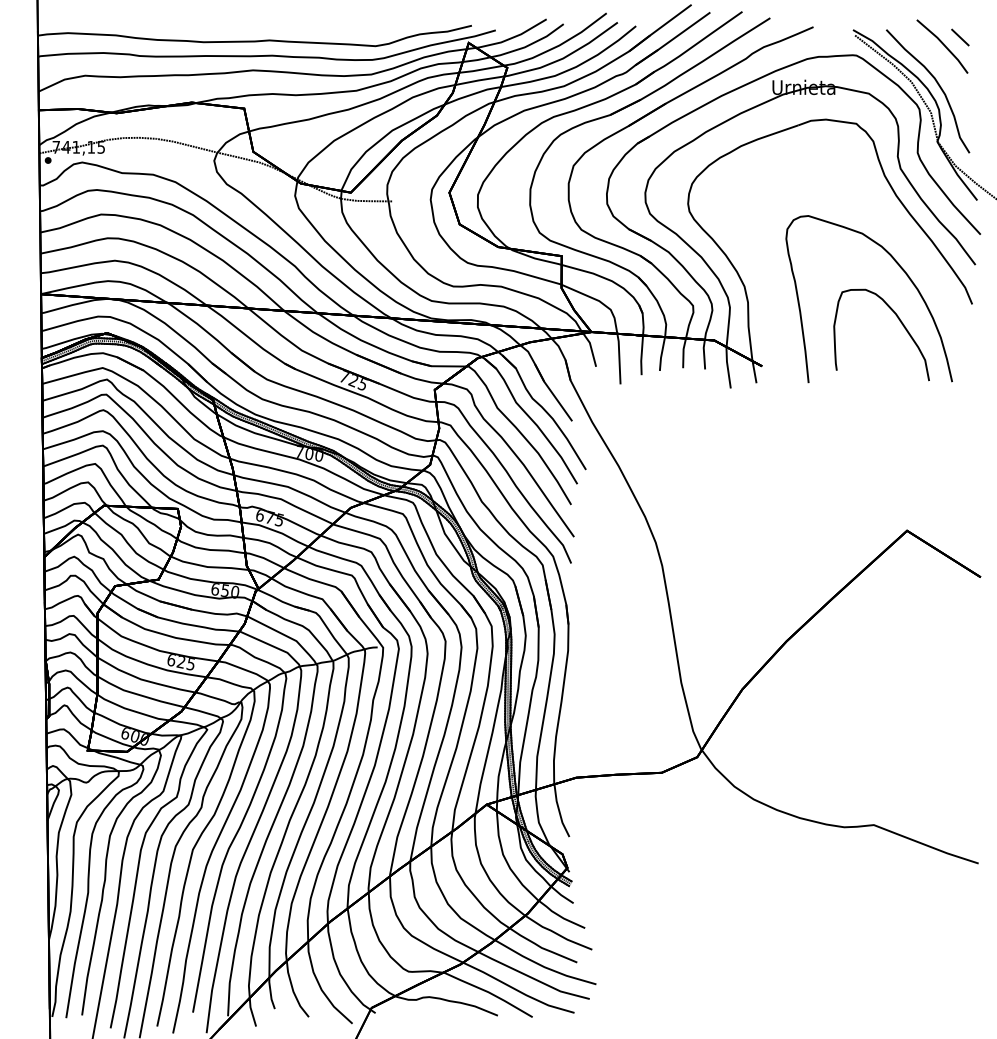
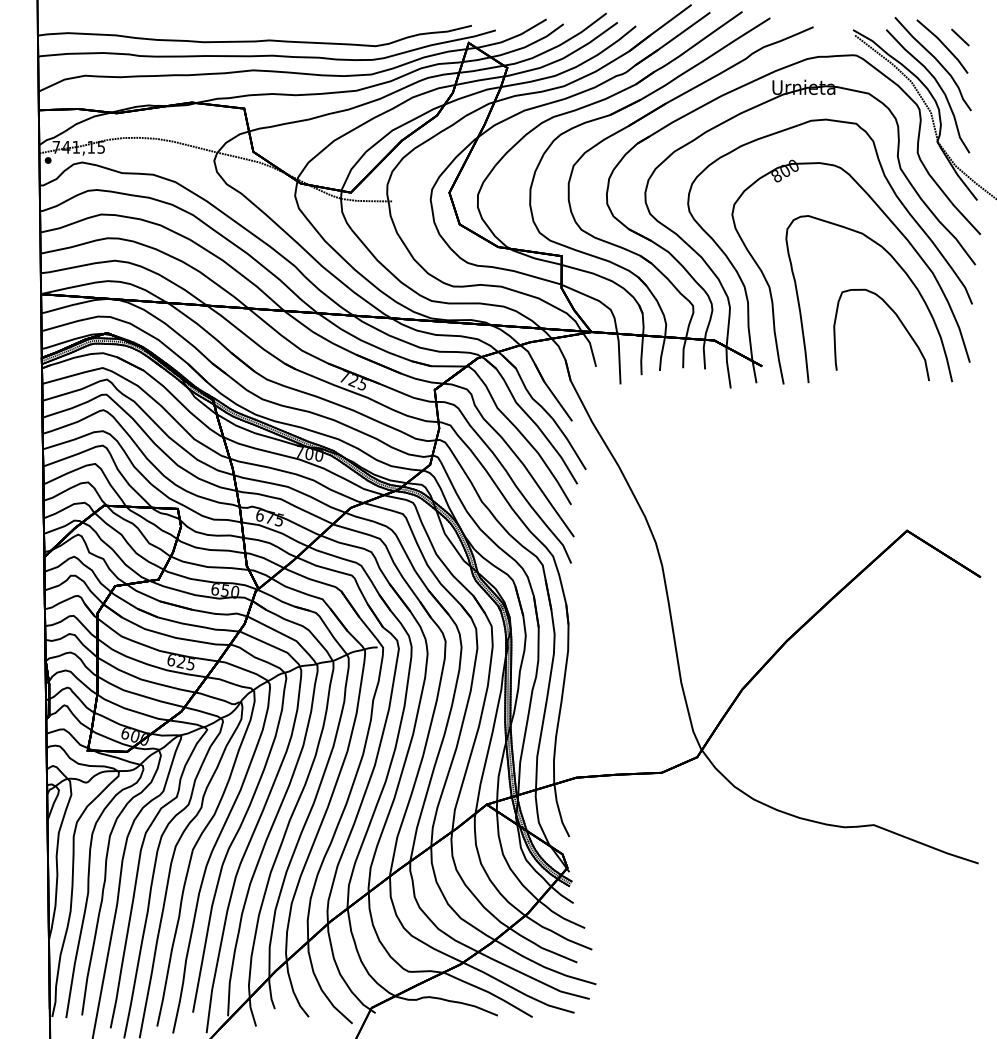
curve: none -> present (936, 61)
part: none -> present (897, 230)
